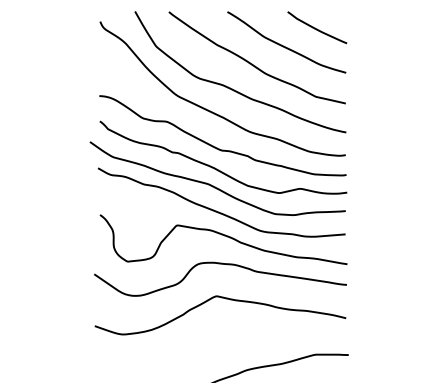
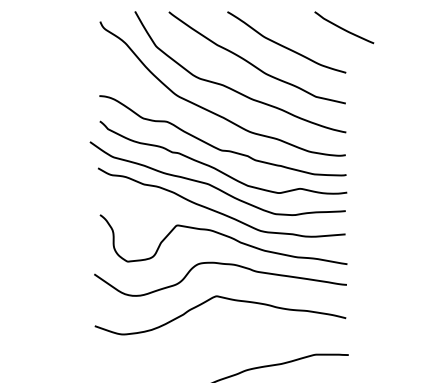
curve position: (317, 28) -> (344, 28) (344, 28)
